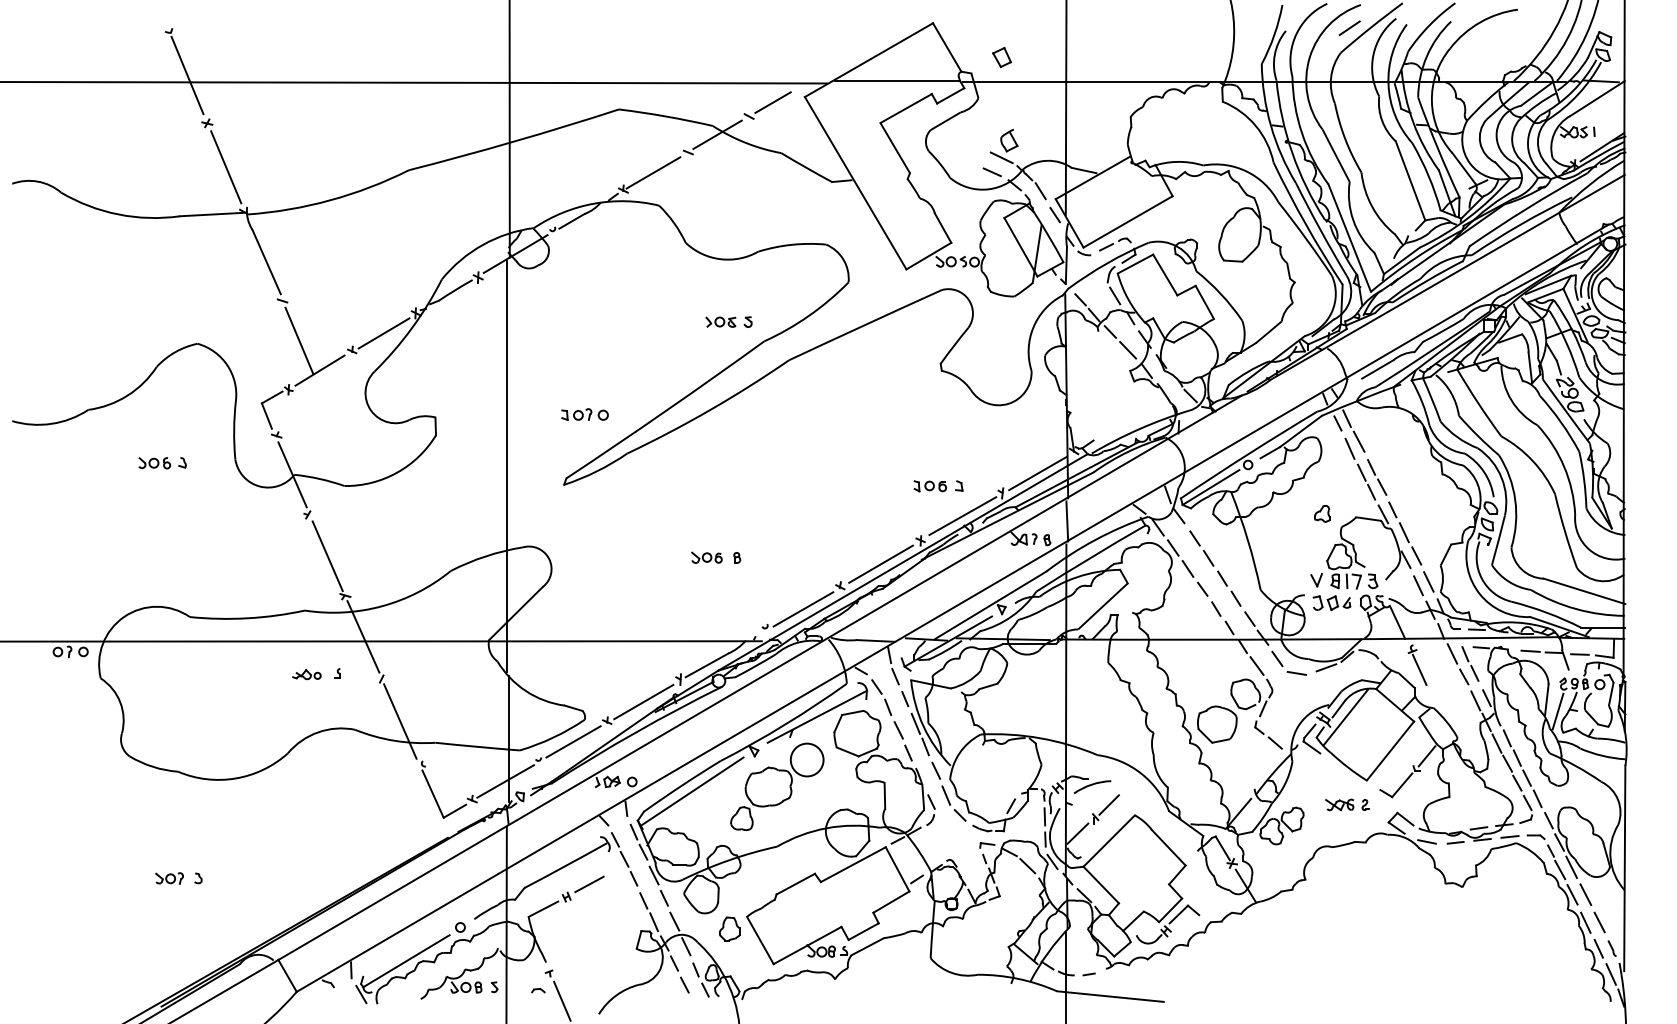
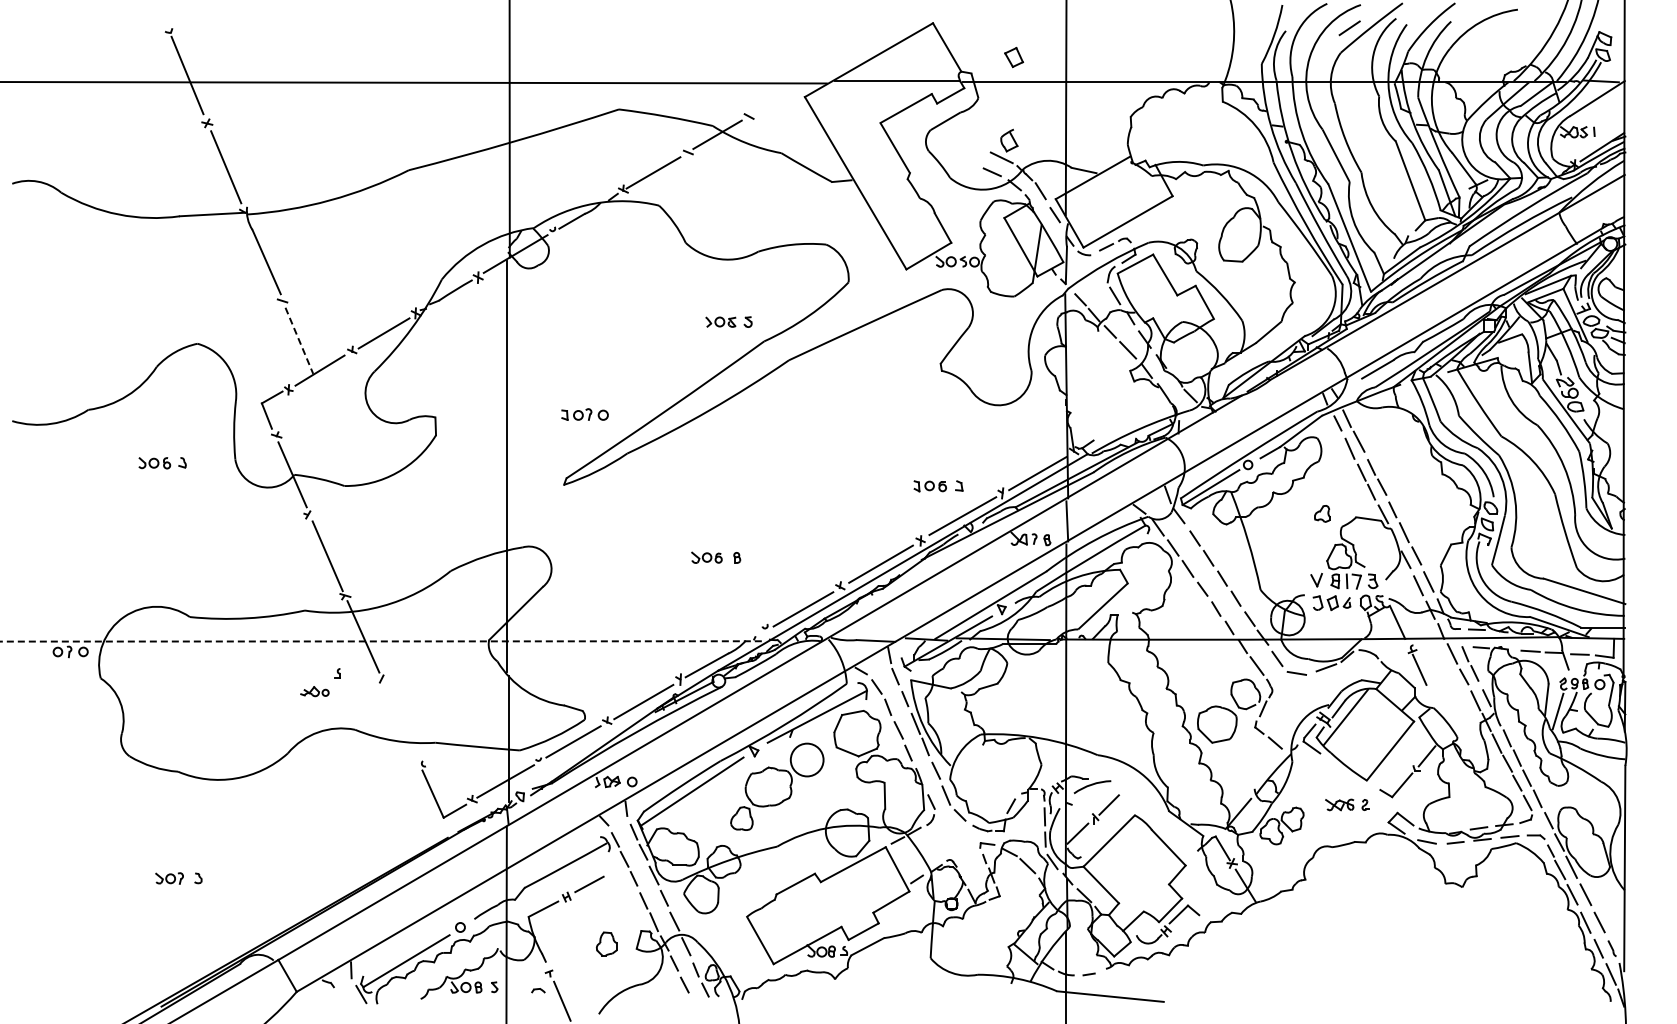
part position: (1002, 57) -> (1014, 57) (1014, 57)
line: present -> none (772, 102)
line: solid -> dashed (299, 340)
line: solid -> dashed (381, 641)
part position: (306, 674) -> (314, 691) (314, 691)
line: present -> none (400, 721)
part position: (729, 928) -> (606, 943) (606, 943)
